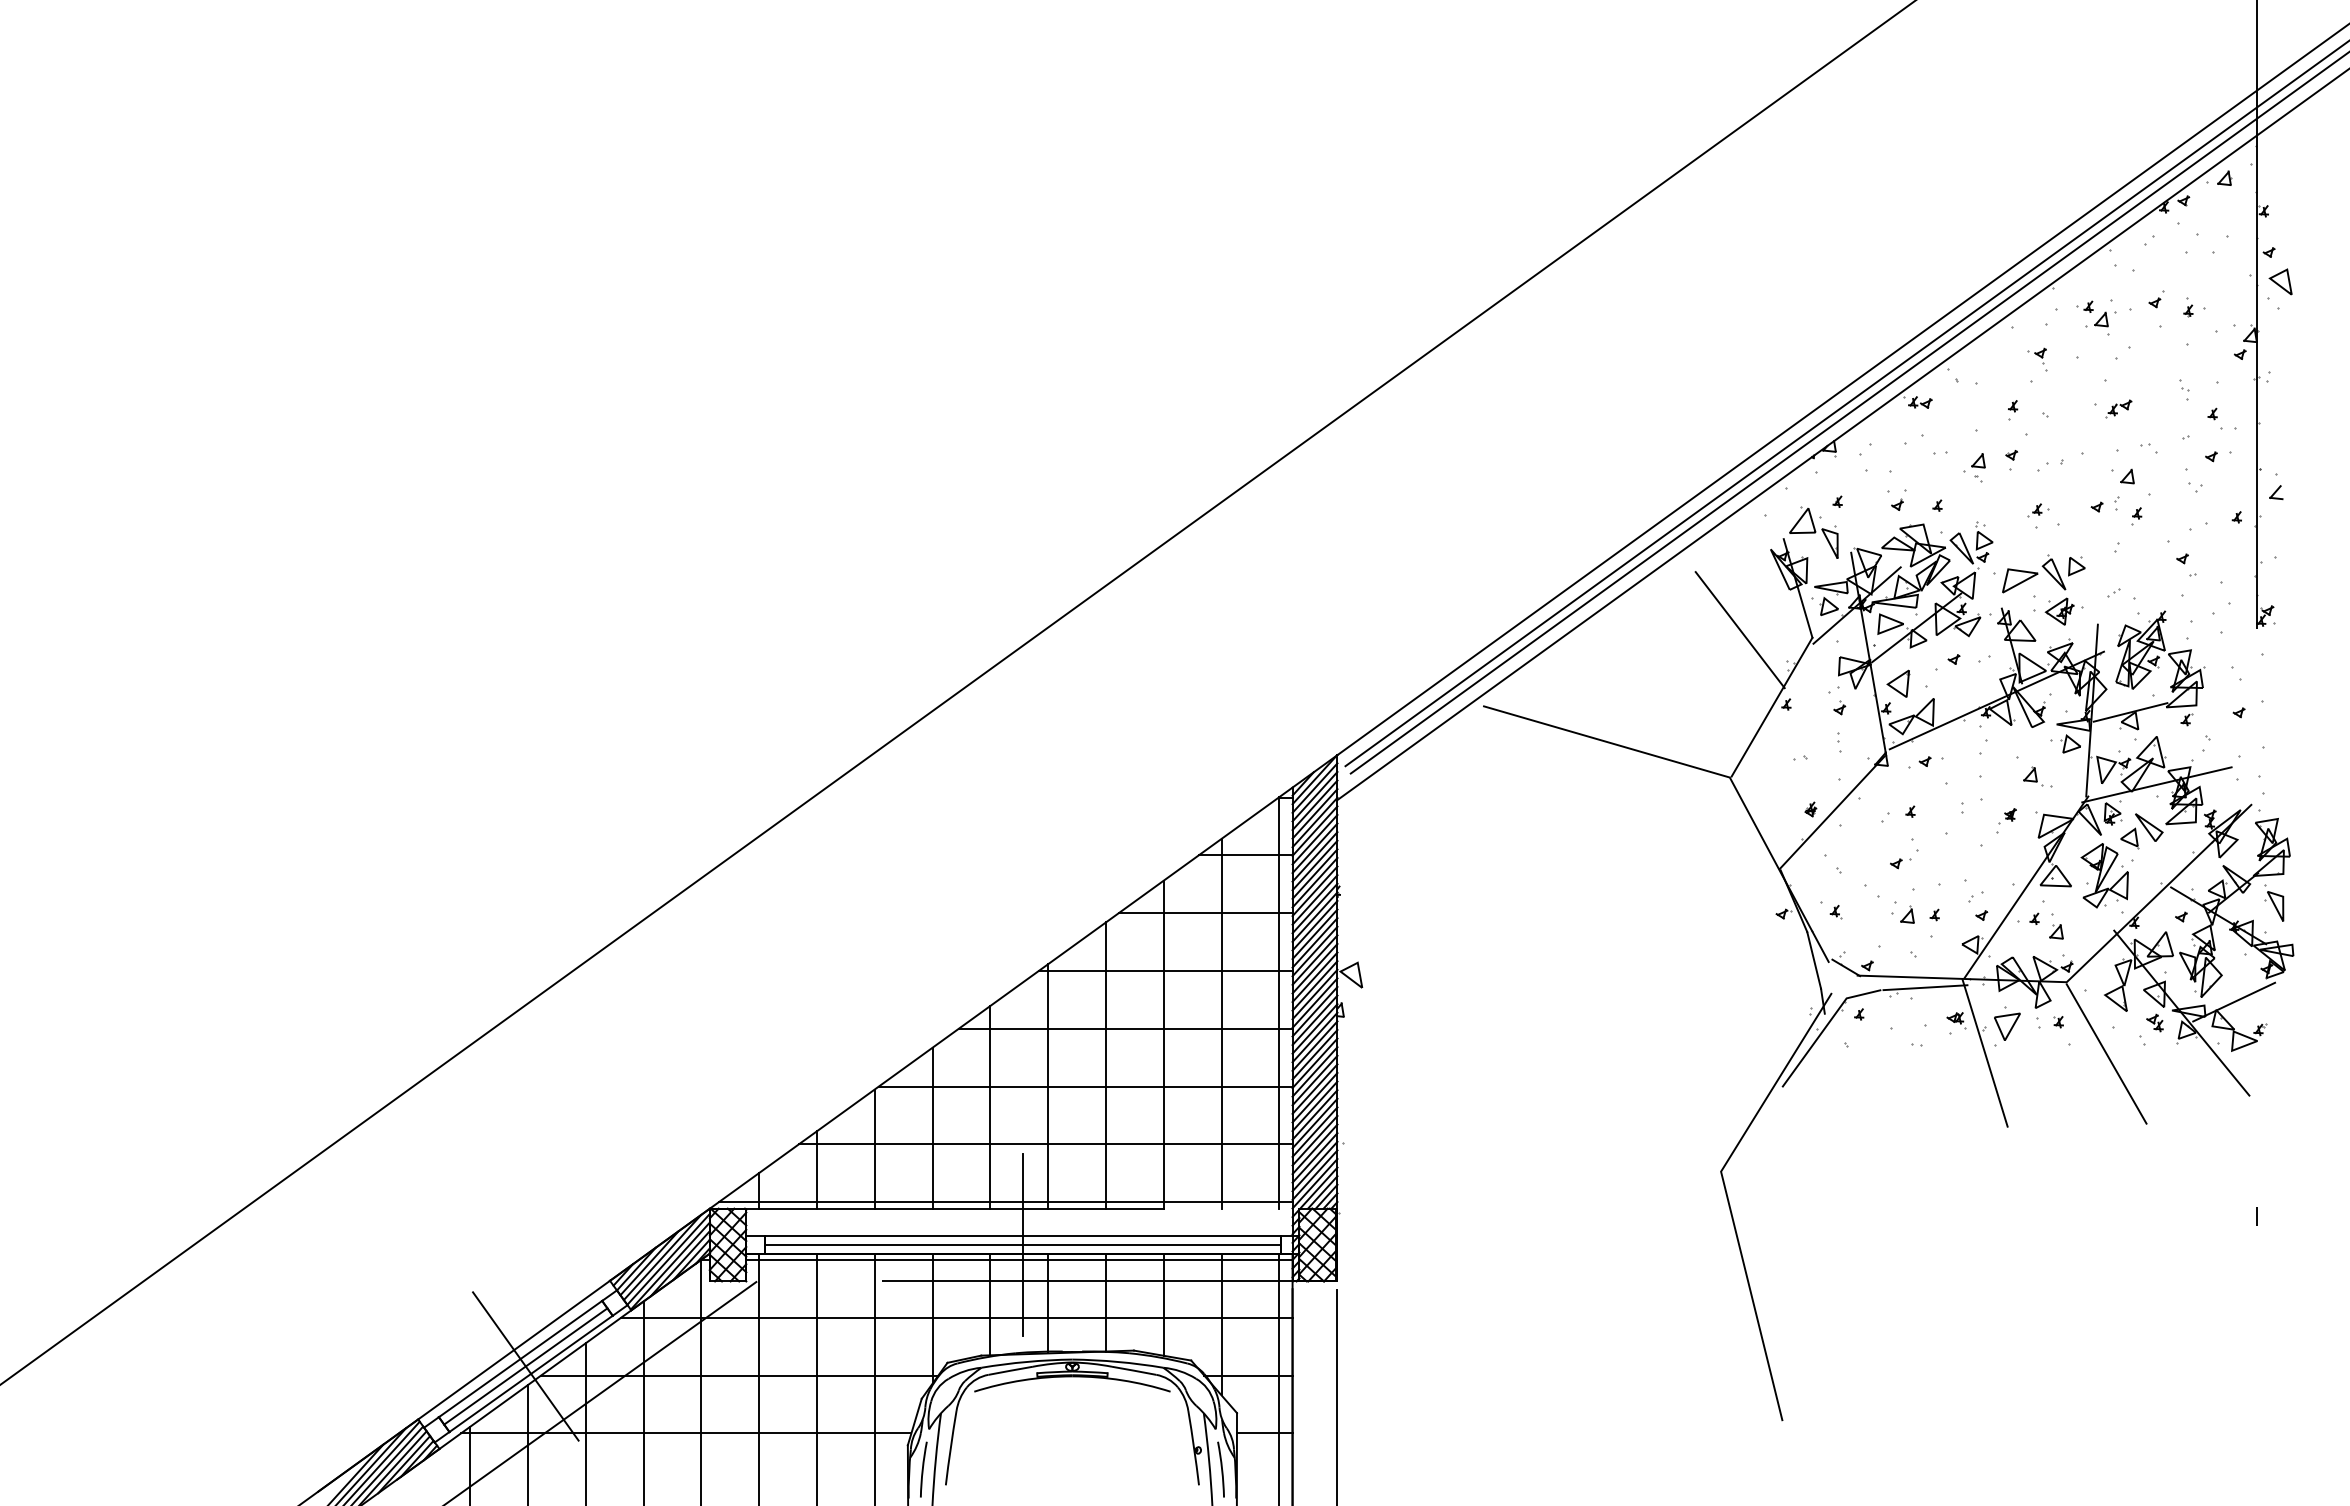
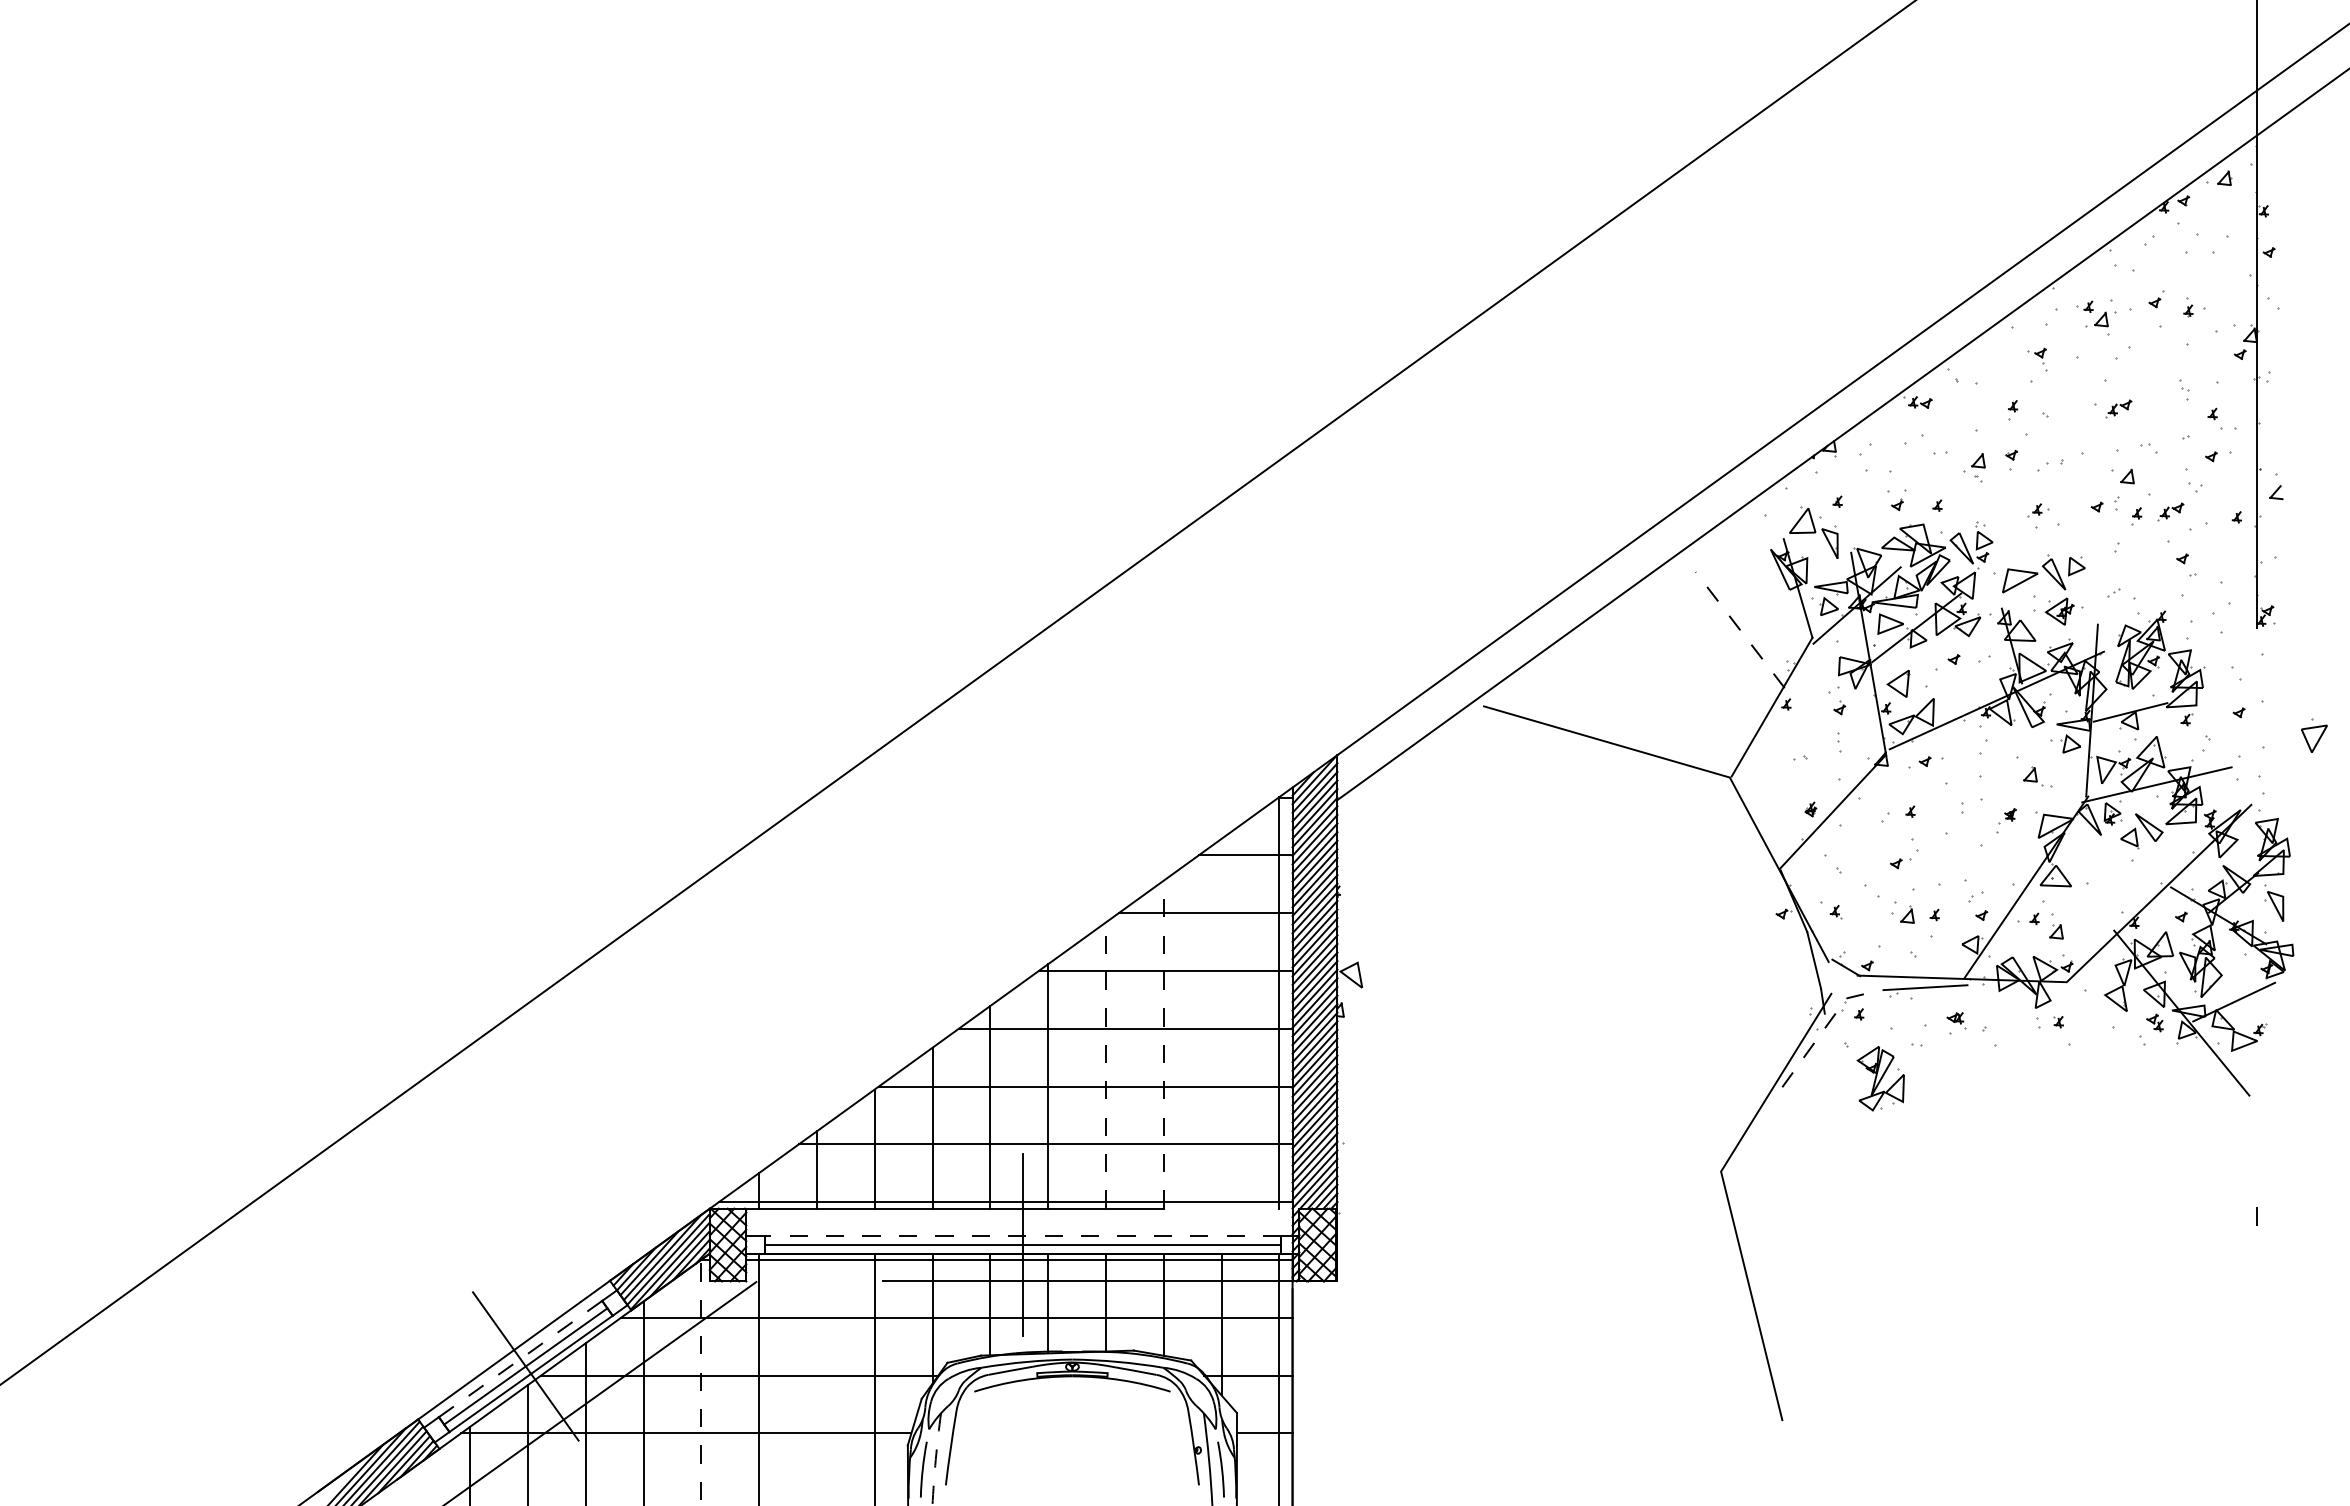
part: present -> none (2280, 281)
line: present -> none (1845, 404)
line: present -> none (1848, 413)
part: none -> present (2170, 511)
line: solid -> dashed (1739, 629)
part position: (2104, 875) -> (1880, 1078) (1880, 1078)
line: present -> none (1221, 1023)
part position: (2007, 1023) -> (2314, 735) (2314, 735)
line: solid -> dashed (1825, 1027)
line: solid -> dashed (1163, 1044)
line: present -> none (1984, 1052)
line: present -> none (2106, 1053)
line: solid -> dashed (1106, 1065)
line: solid -> dashed (1022, 1235)
line: solid -> dashed (520, 1359)
line: present -> none (816, 1378)
line: solid -> dashed (701, 1382)
line: present -> none (1337, 1395)
arc: solid -> dashed (935, 1459)
